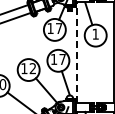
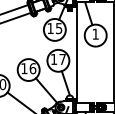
text: 17 -> 15 (59, 28)
line: dashed -> solid (77, 52)
text: 12 -> 16 (32, 68)
